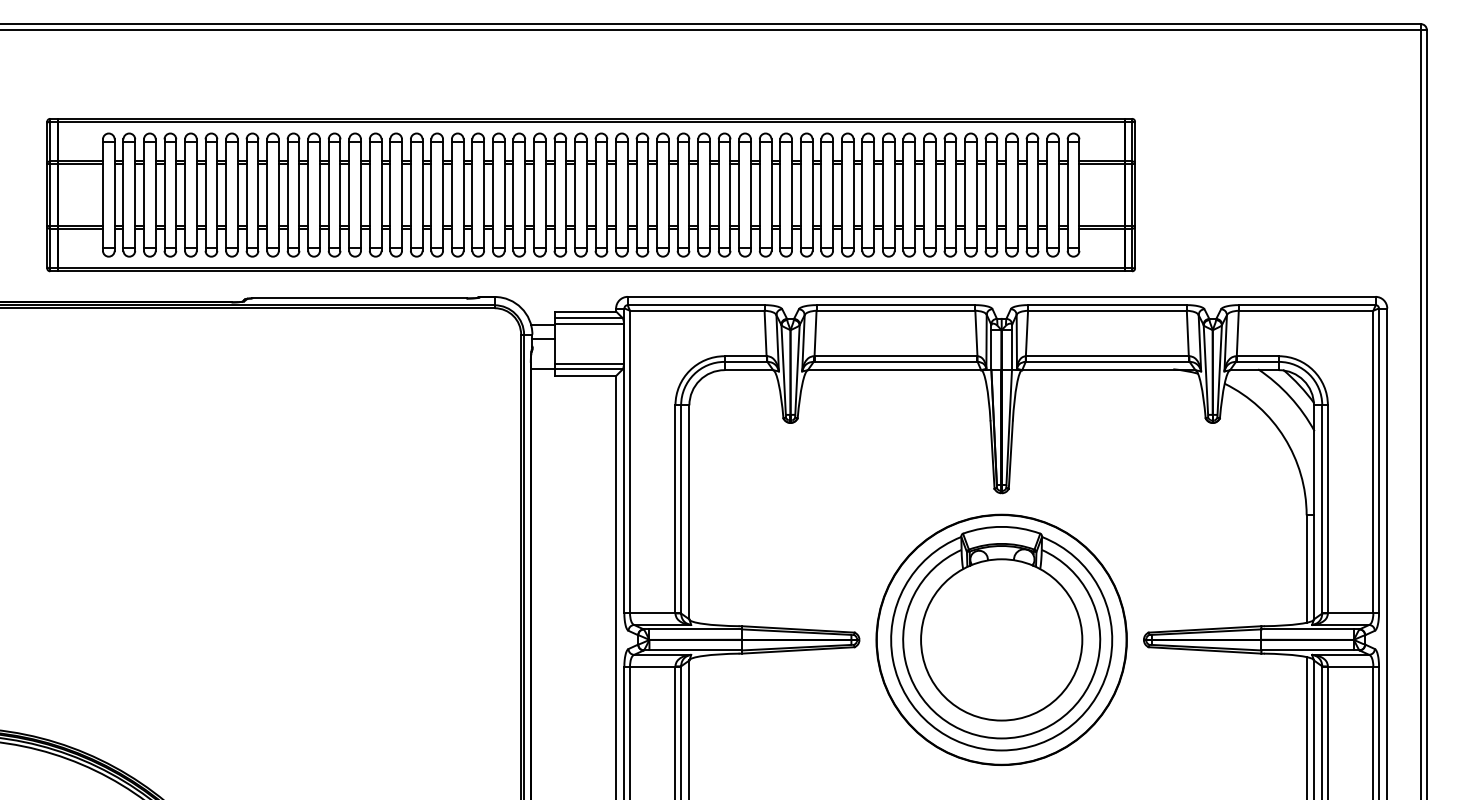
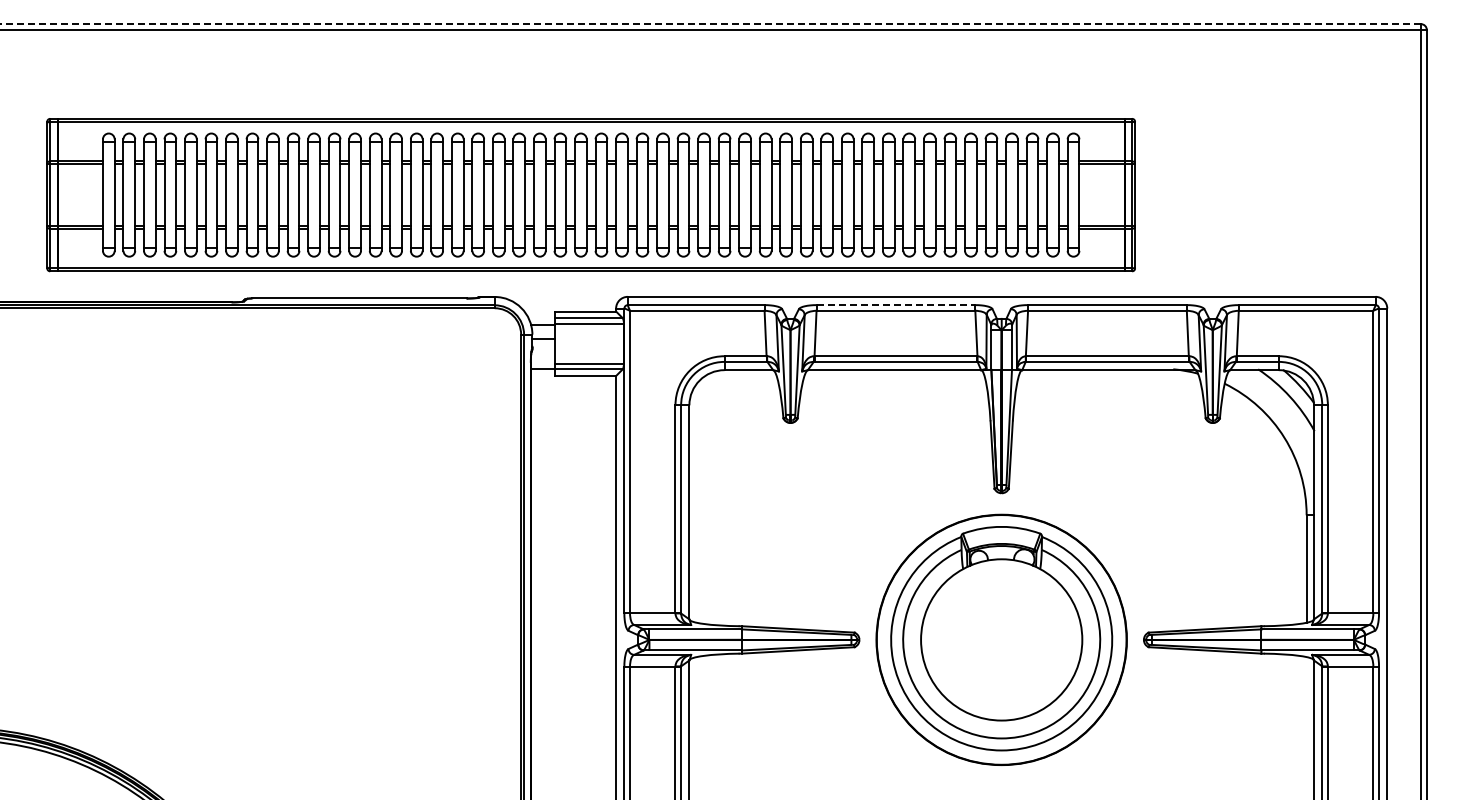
line: solid -> dashed (710, 24)
line: solid -> dashed (896, 305)
line: present -> none (1306, 726)
